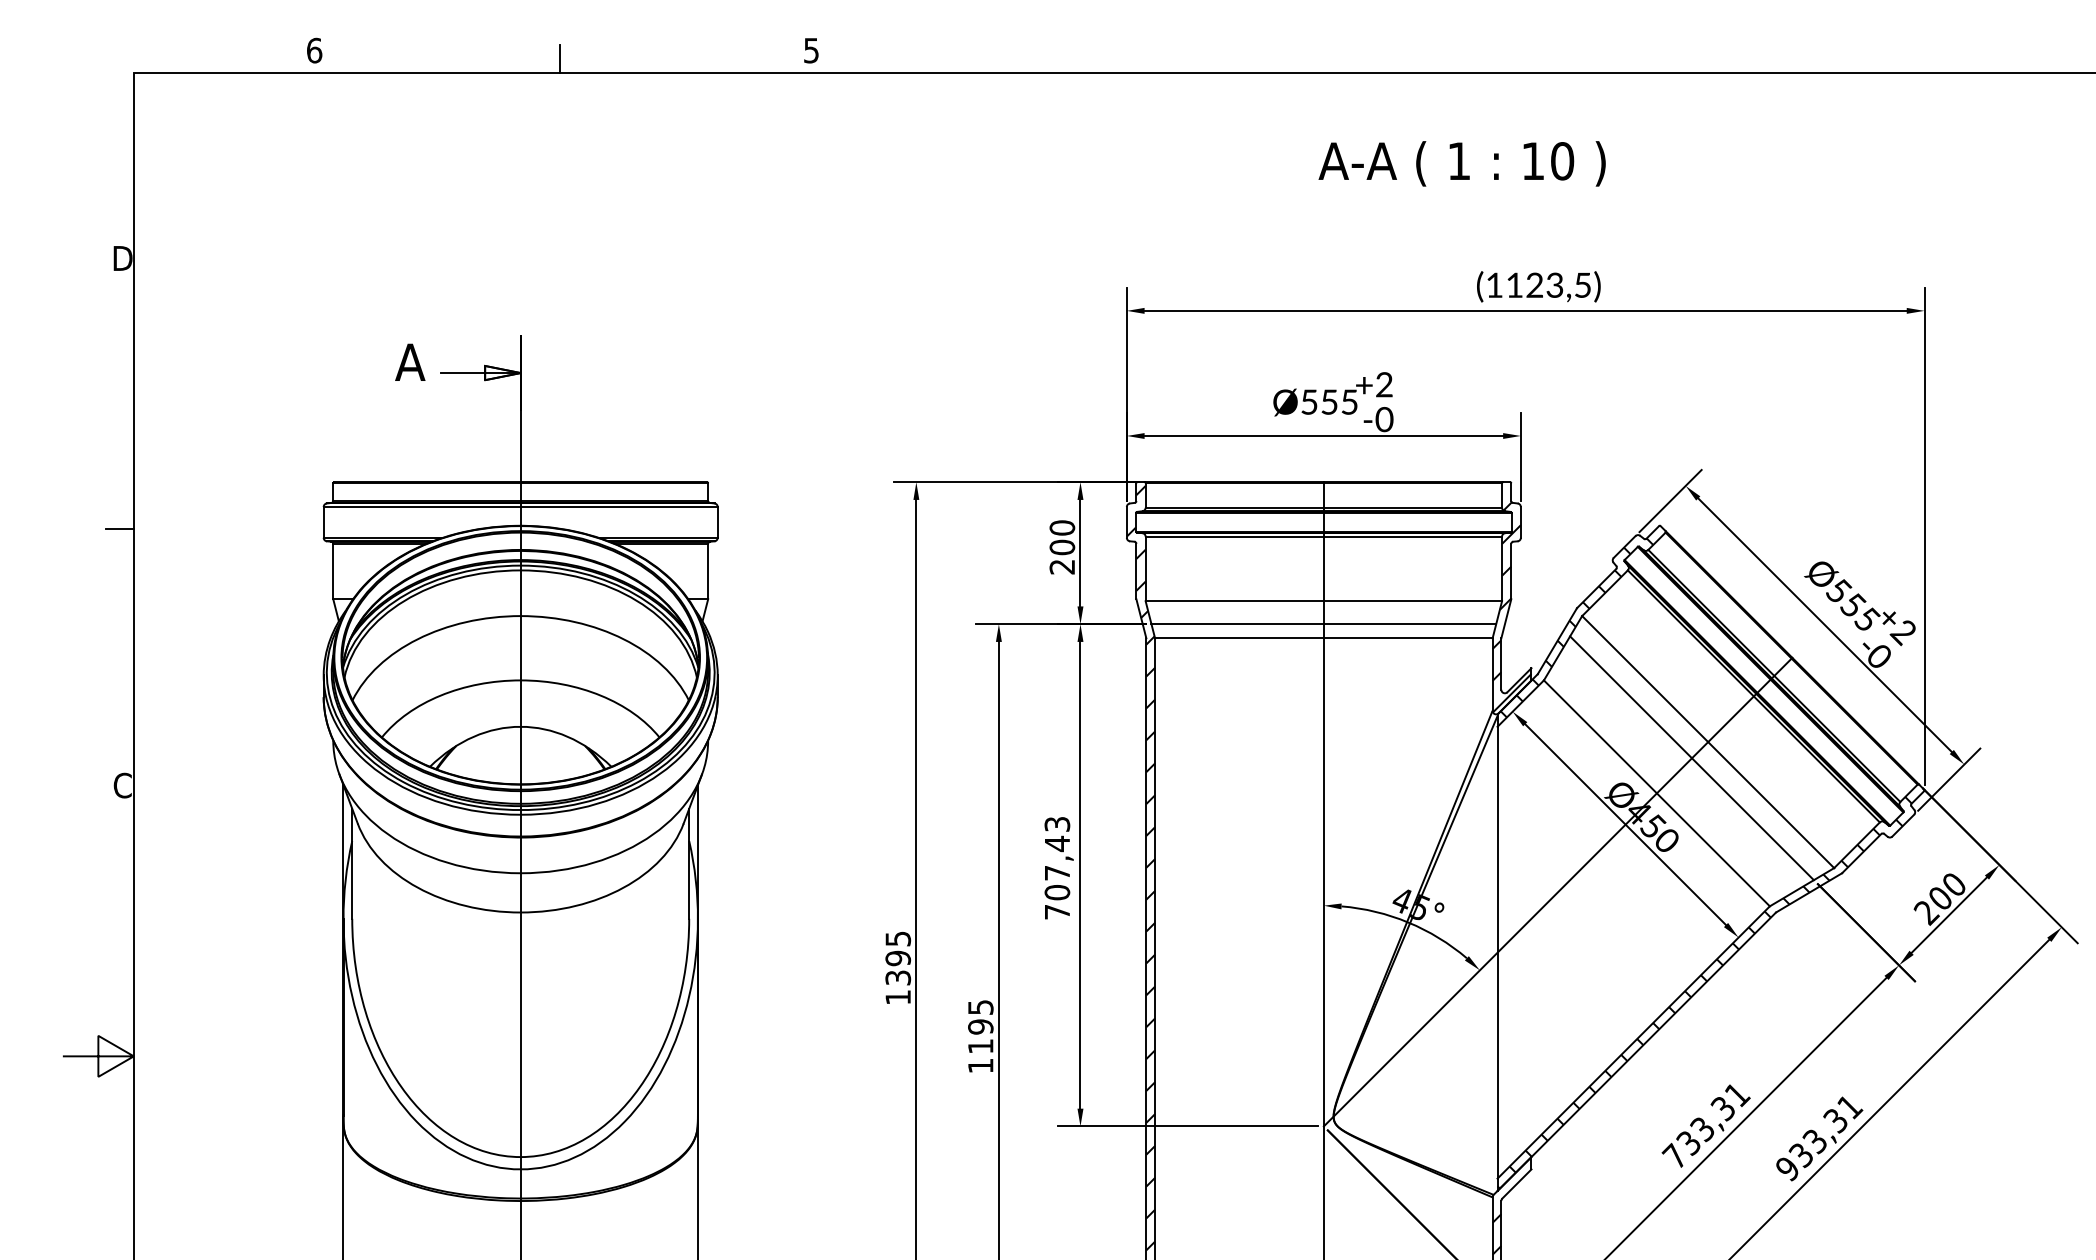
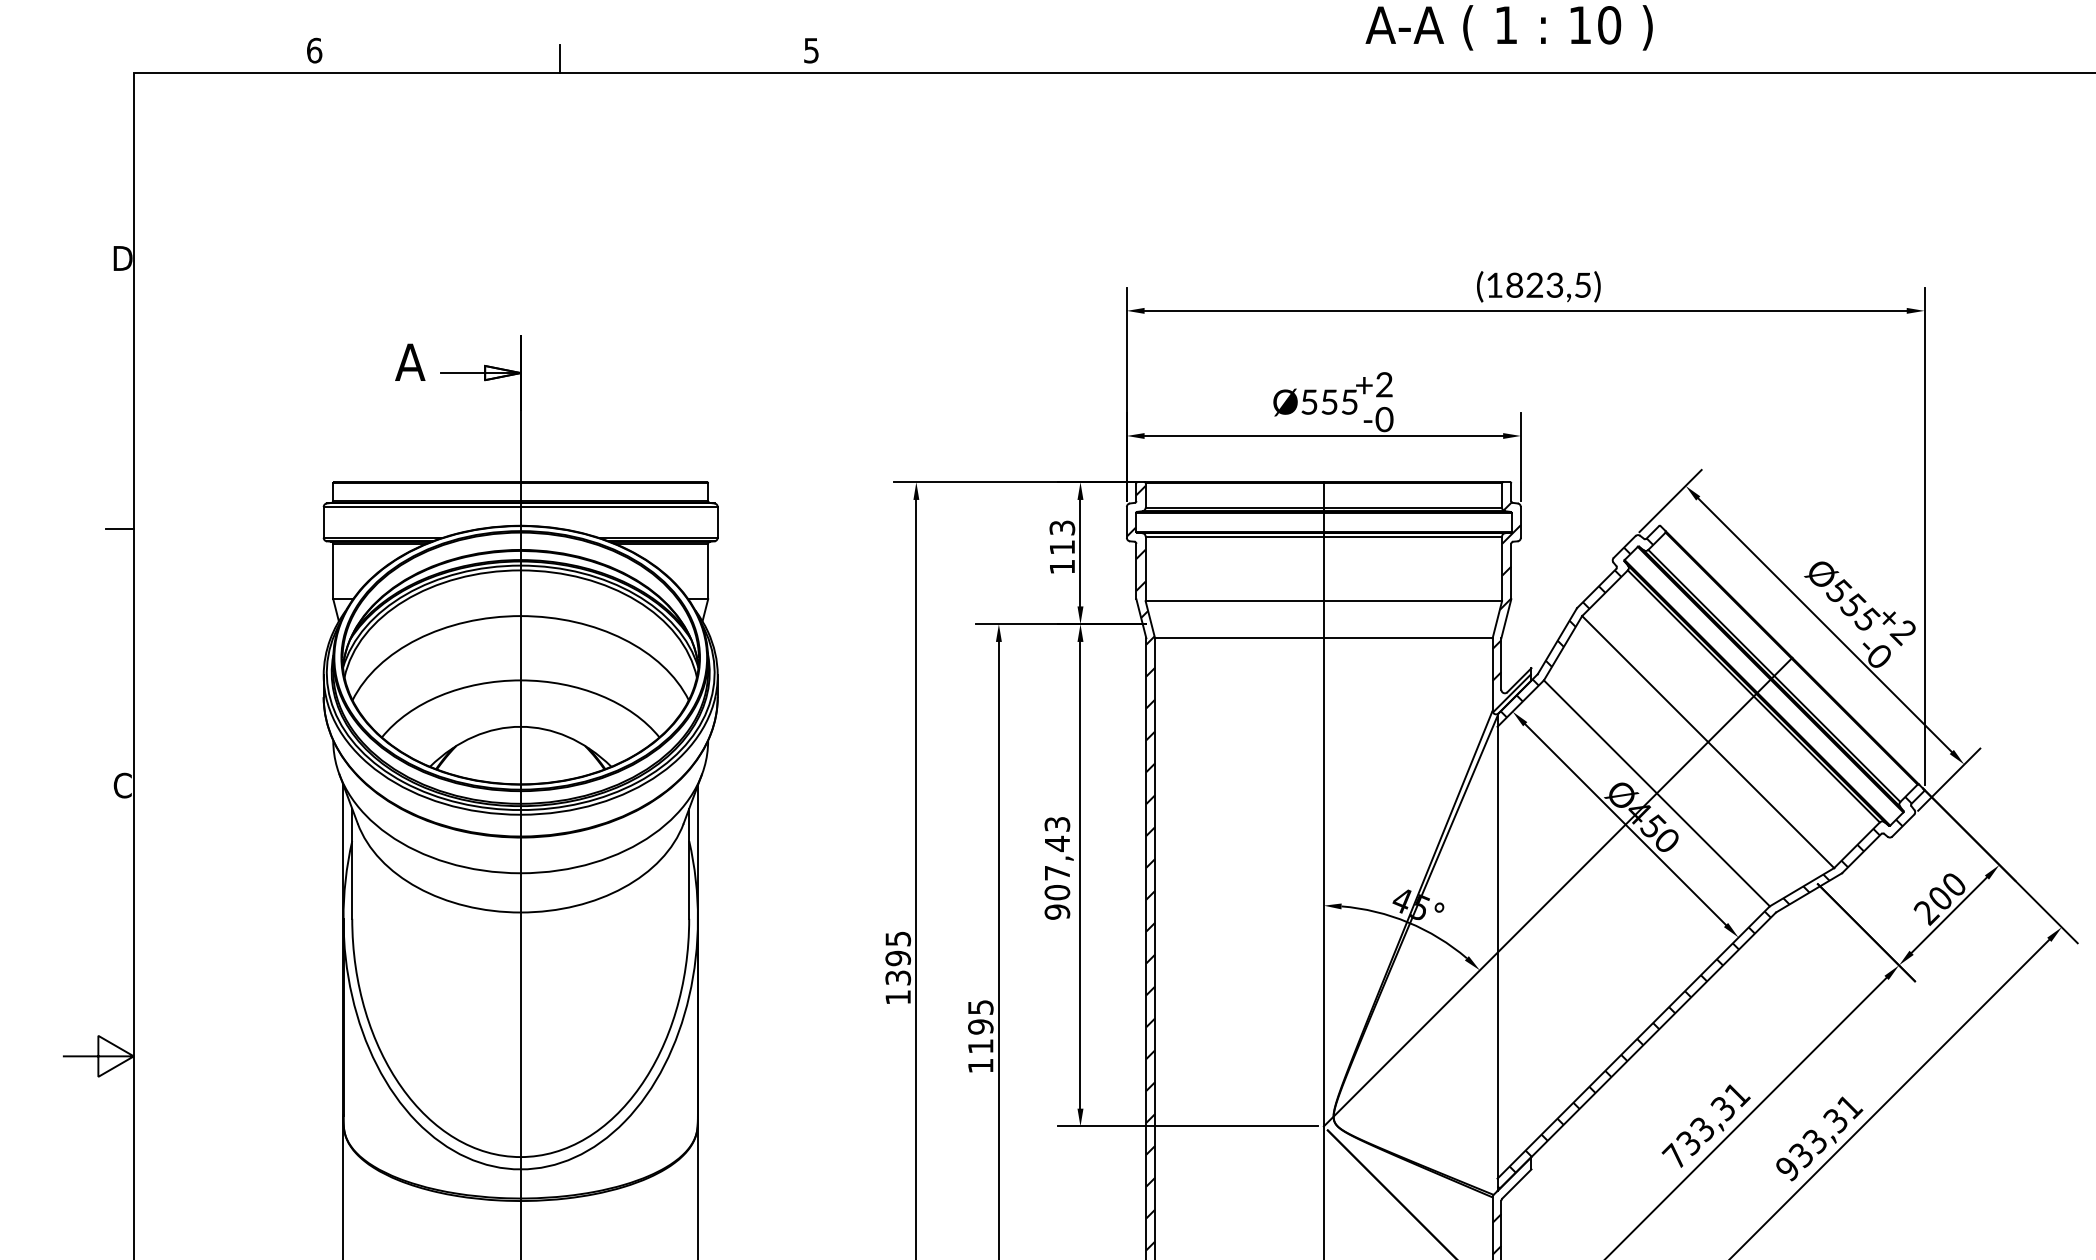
text position: (1461, 163) -> (1508, 27) (1508, 27)
text: (1123,5) -> (1823,5) (1514, 284)
text: 200 -> 113 (1062, 547)
line: present -> none (1323, 624)
line: present -> none (1691, 758)
text: 707,43 -> 907,43 (1057, 911)
